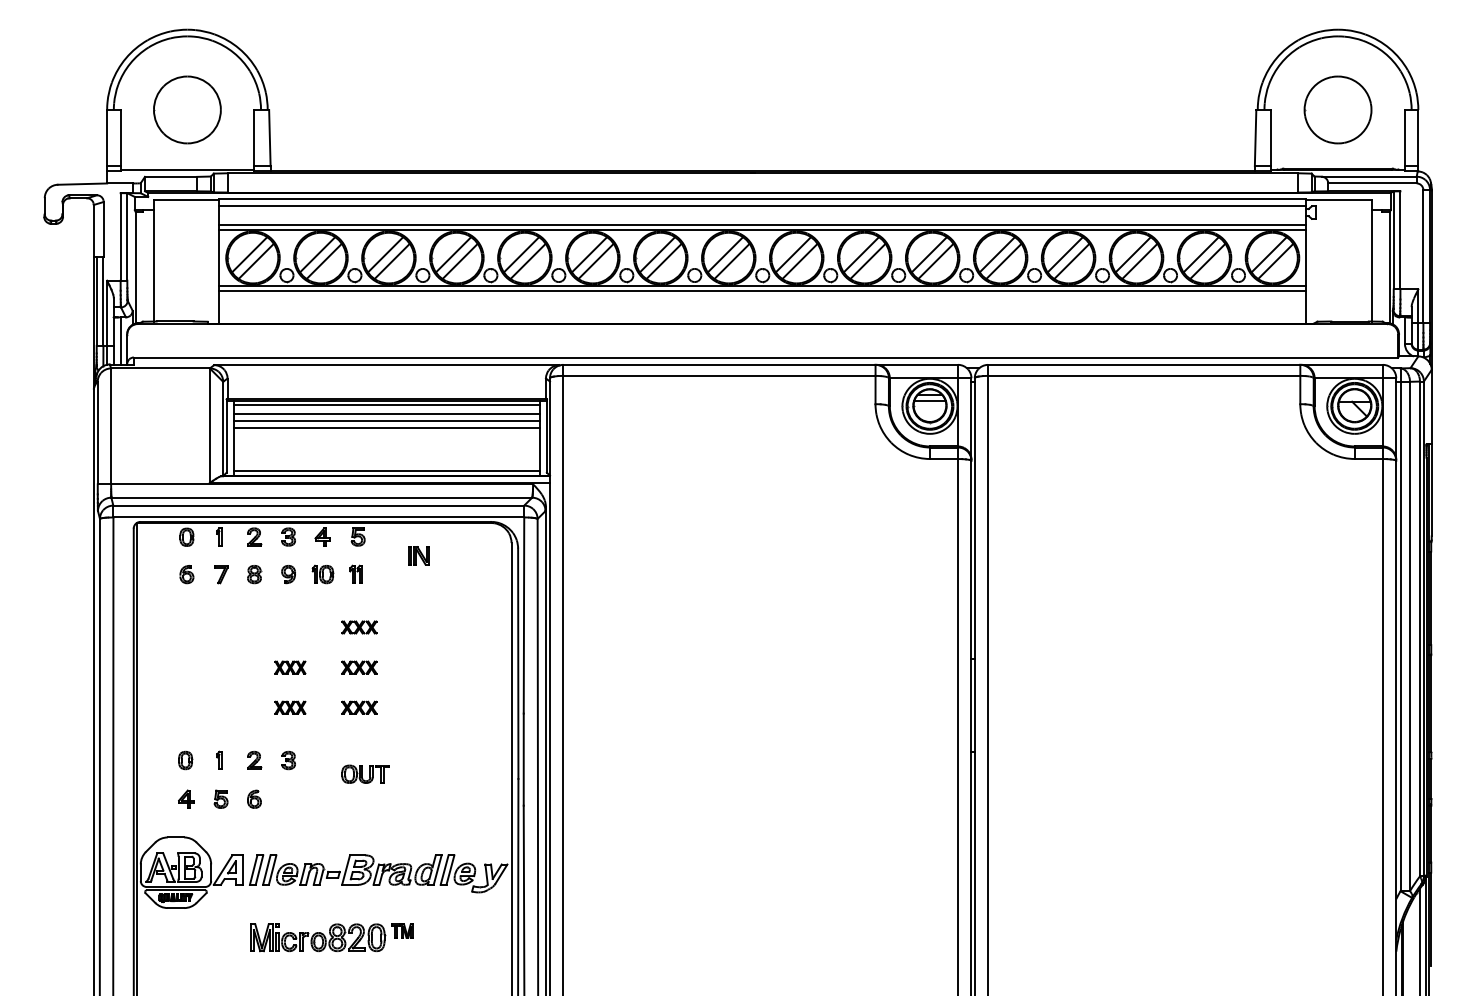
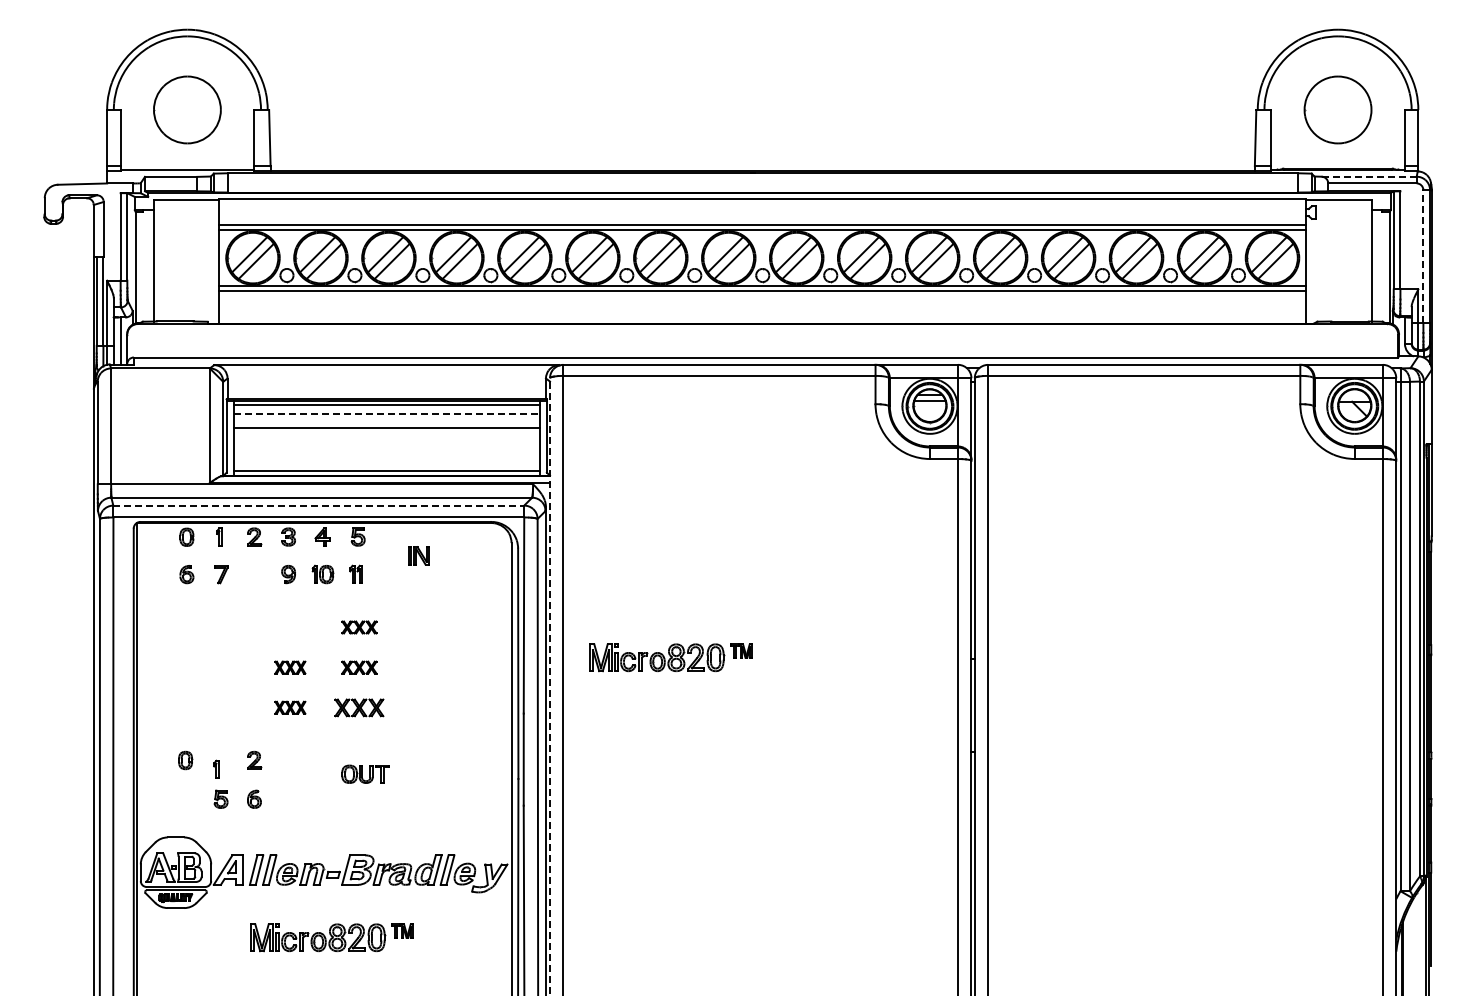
line: solid -> dashed (1369, 176)
line: present -> none (762, 205)
line: solid -> dashed (1423, 256)
line: solid -> dashed (387, 414)
line: present -> none (387, 421)
line: solid -> dashed (319, 505)
part: present -> none (254, 574)
part: none -> present (670, 657)
line: solid -> dashed (550, 686)
part size: 37x15 px -> 51x20 px (359, 707)
part position: (219, 759) -> (216, 768) (216, 768)
part: present -> none (288, 760)
part: present -> none (186, 798)
line: present -> none (1419, 940)
